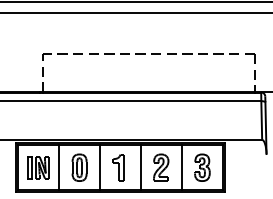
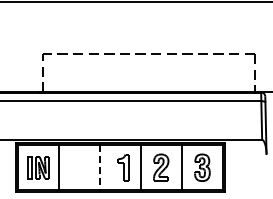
line: present -> none (135, 13)
part: present -> none (79, 167)
line: solid -> dashed (100, 167)
part position: (118, 167) -> (123, 167) (123, 167)
